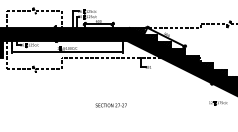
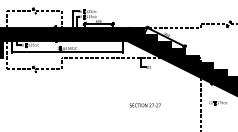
line: none -> present (201, 102)
text position: (110, 105) -> (144, 105) (144, 105)
